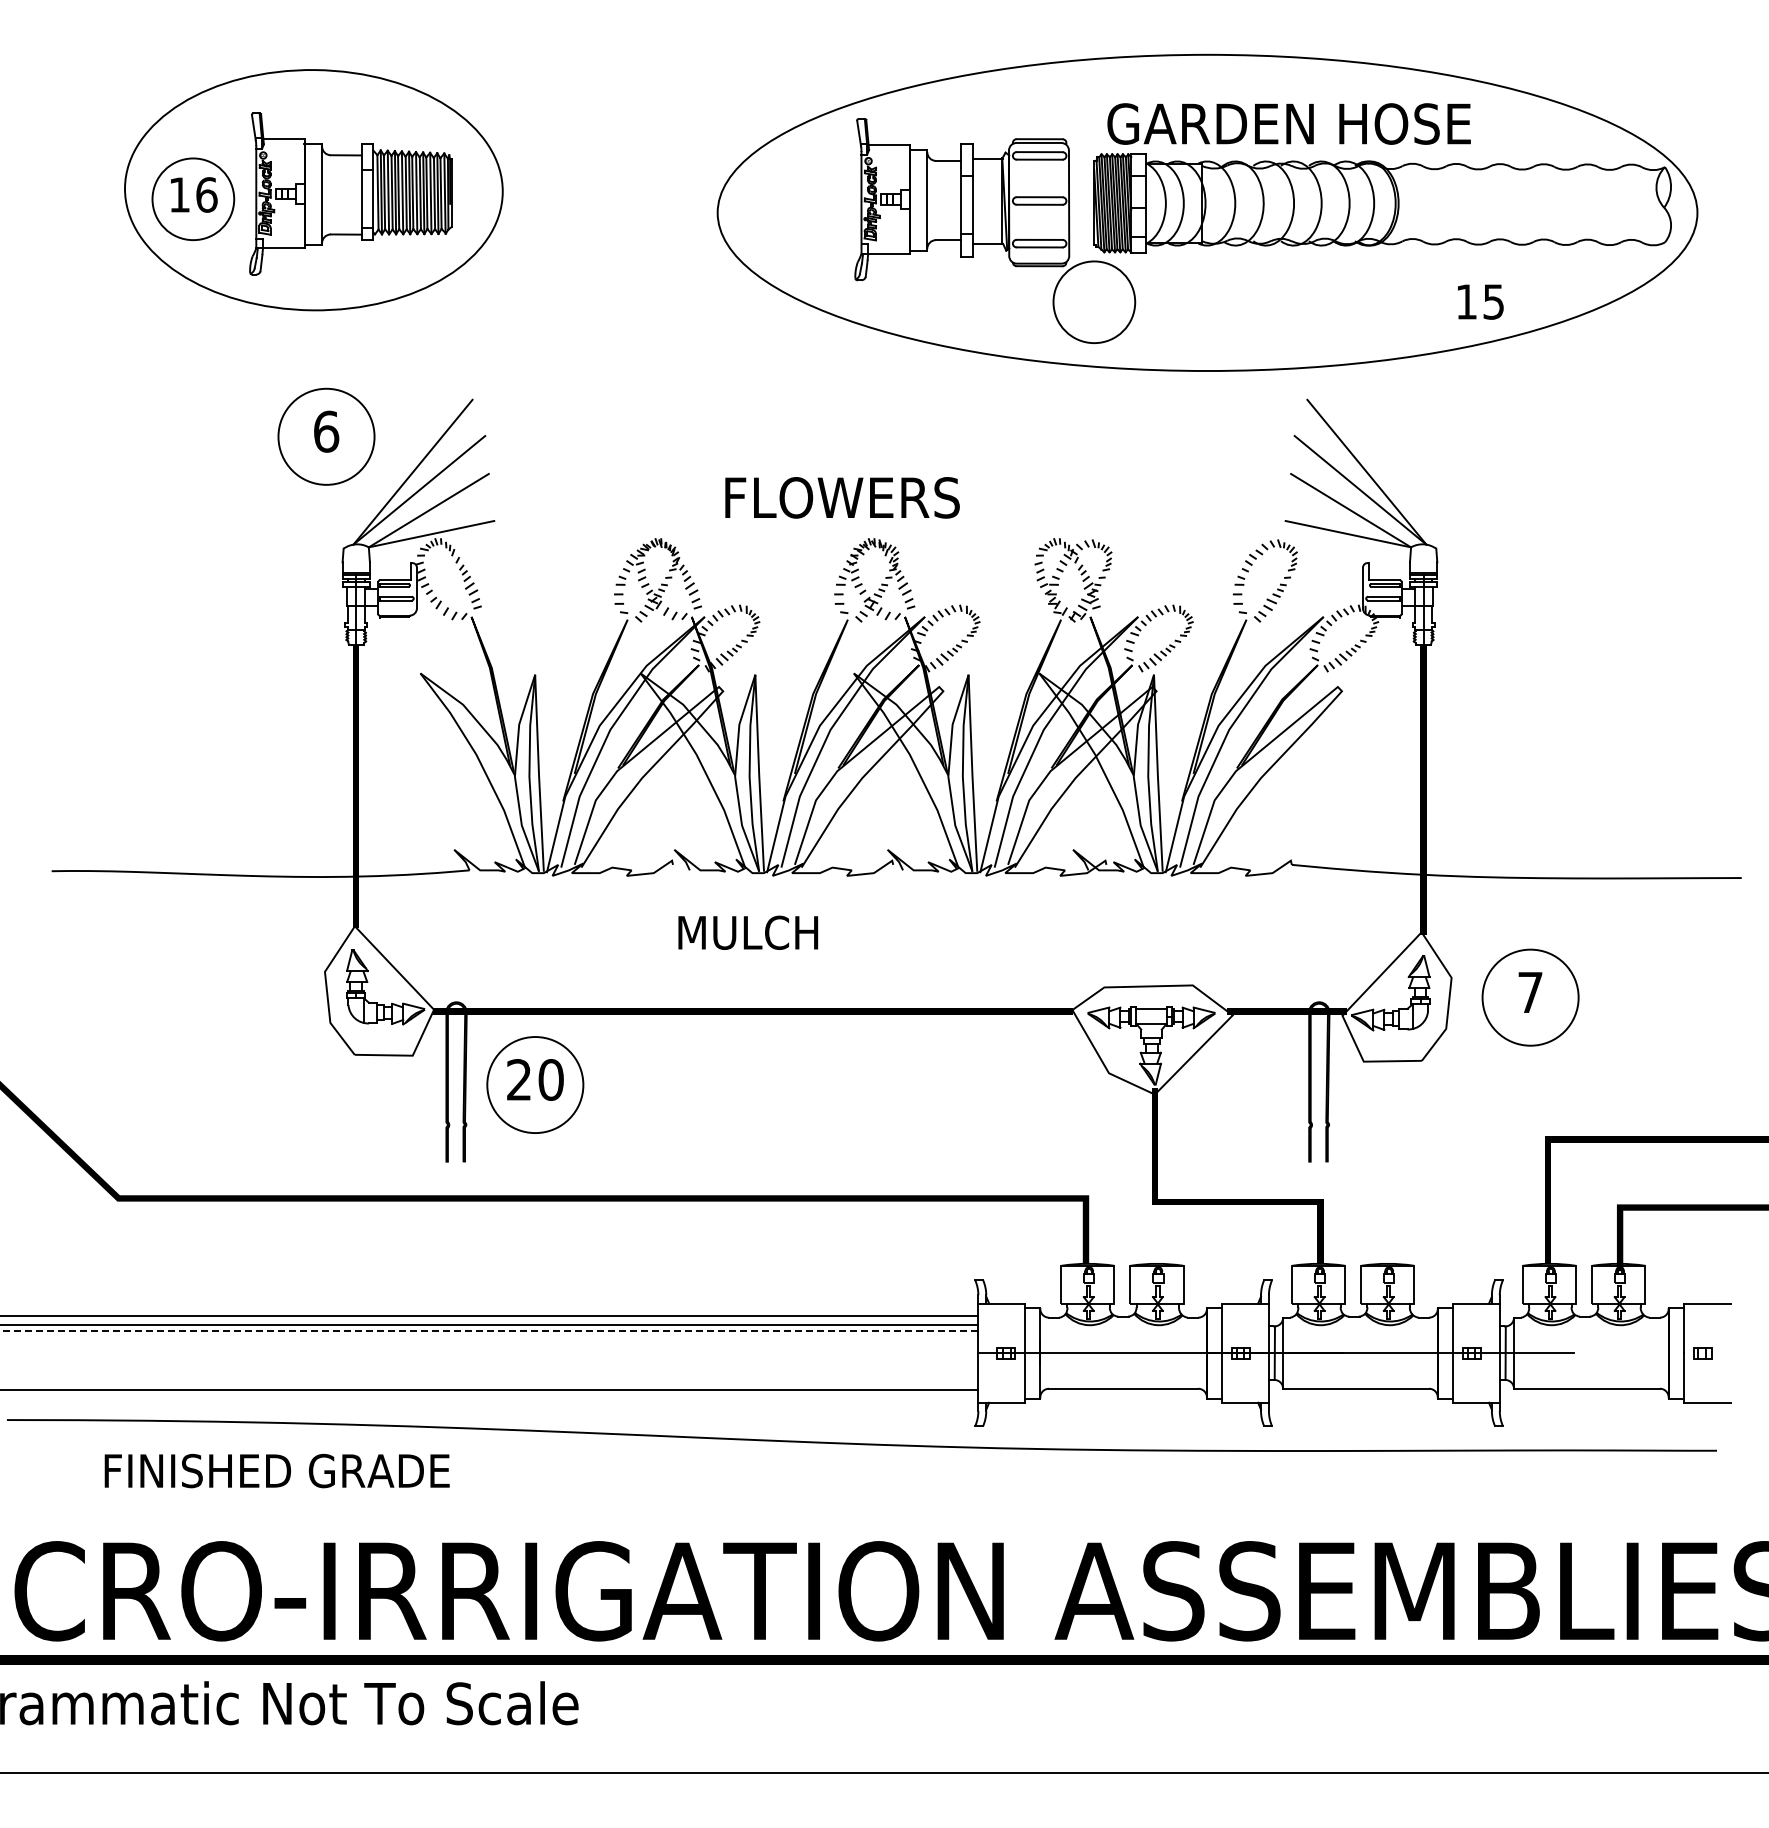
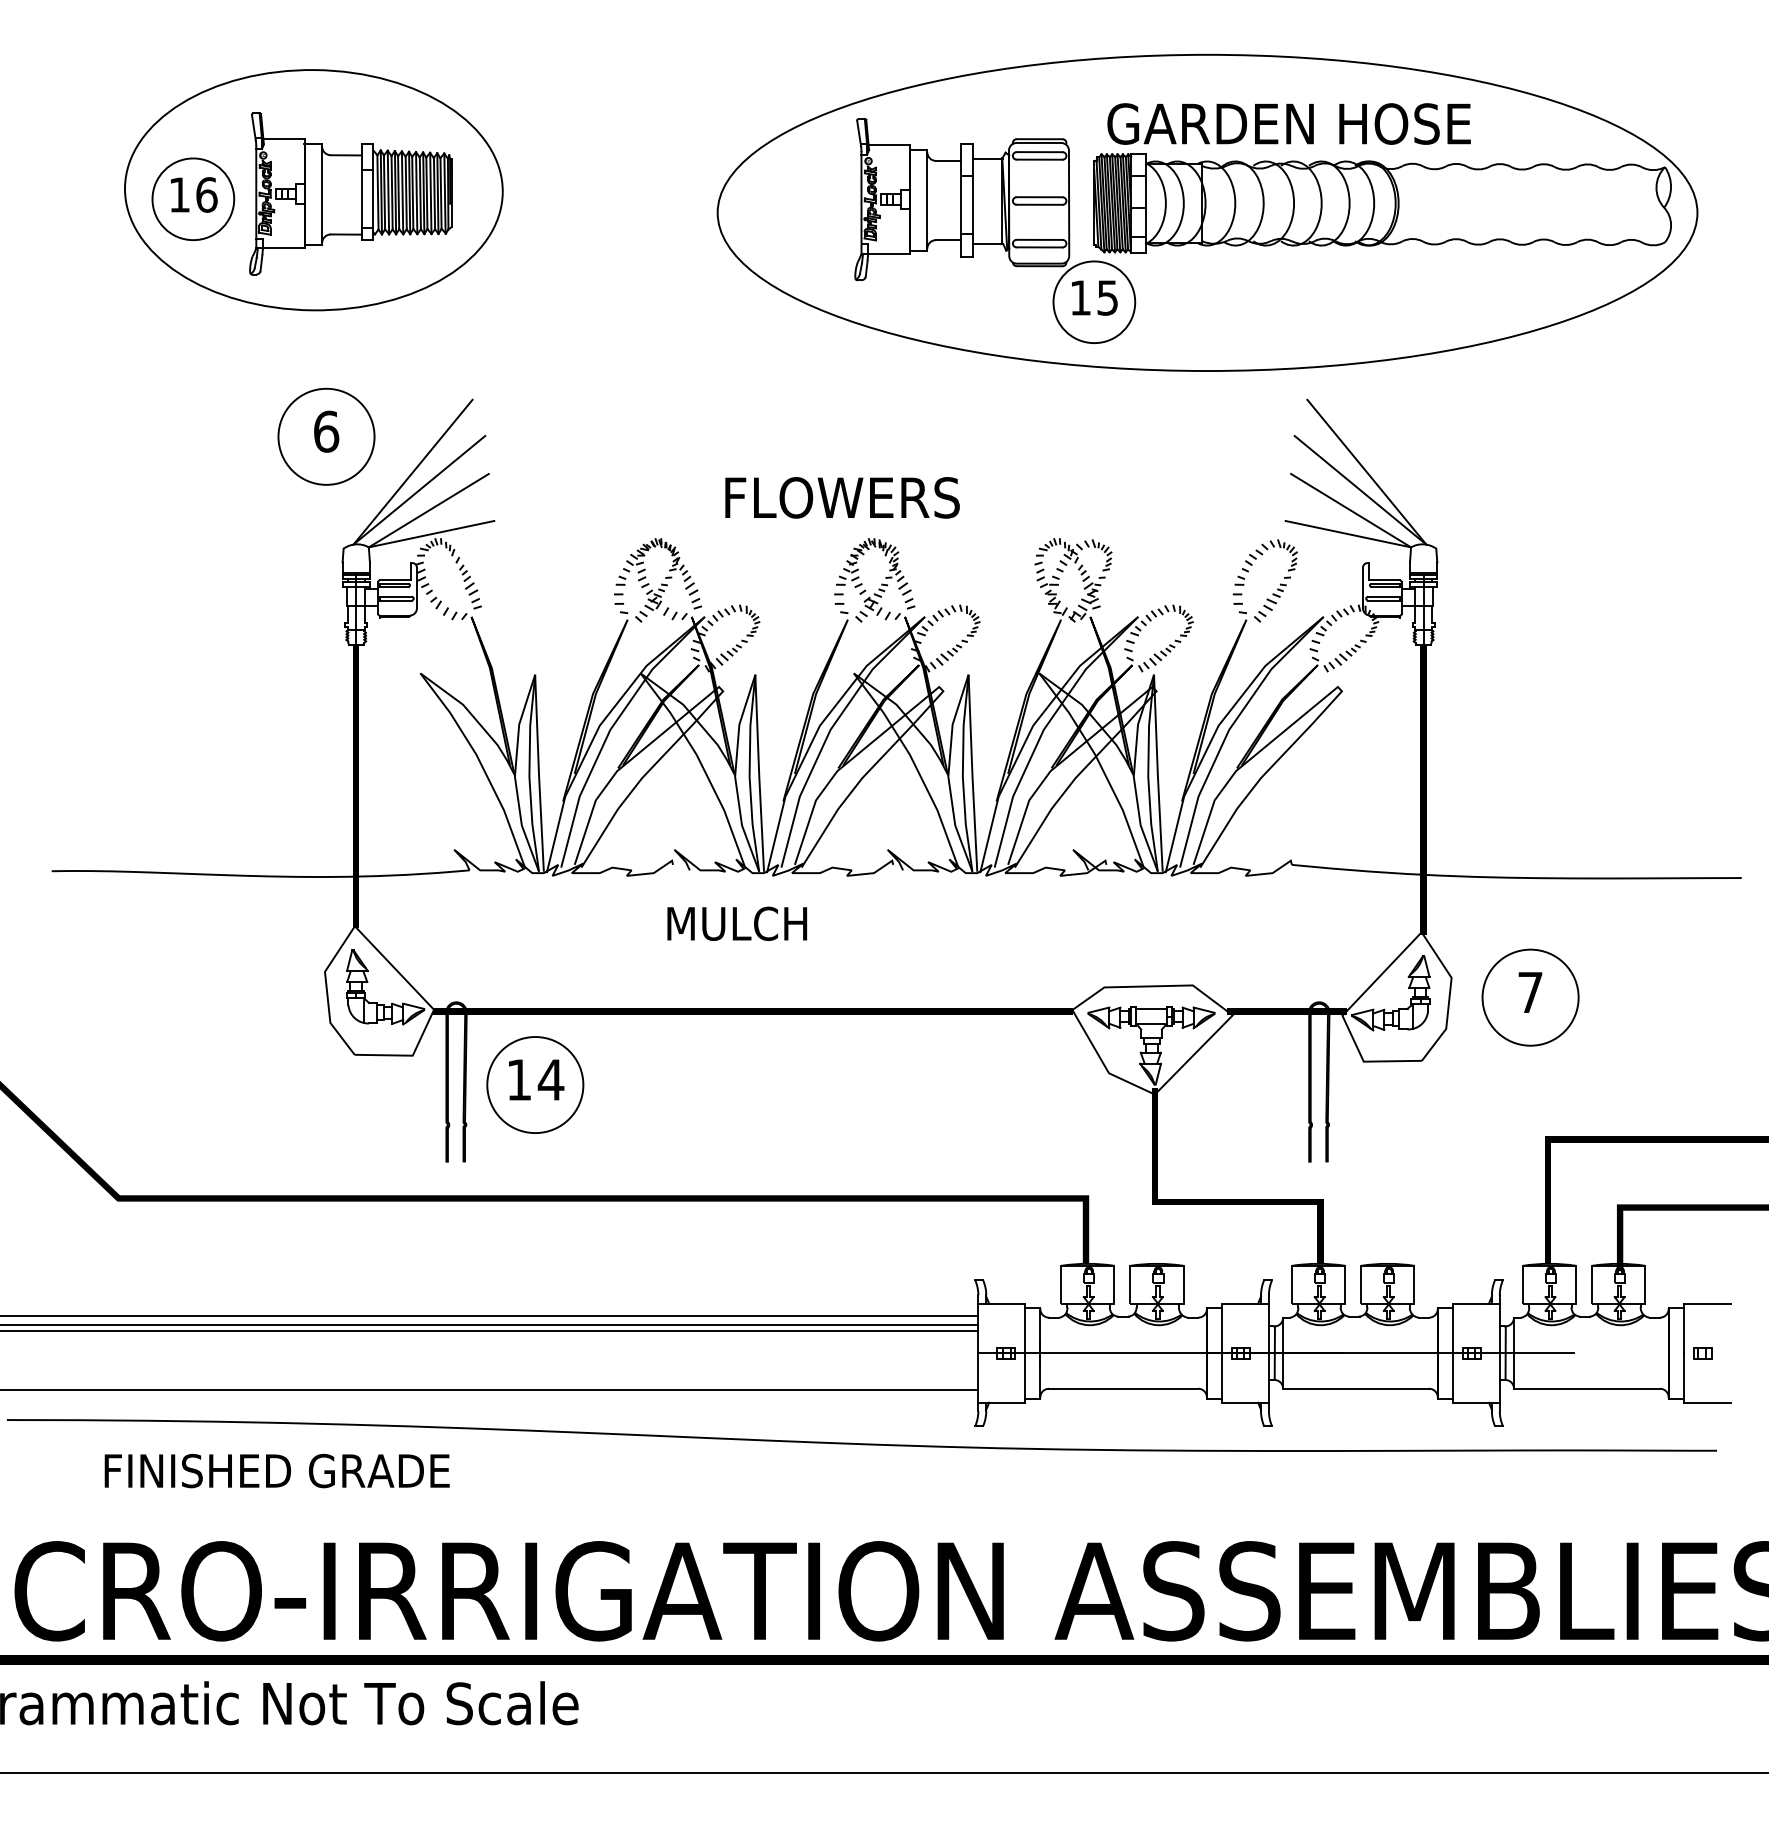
text position: (1480, 301) -> (1094, 297) (1094, 297)
text position: (748, 932) -> (737, 923) (737, 923)
text: 20 -> 14 (535, 1079)
line: dashed -> solid (489, 1331)
